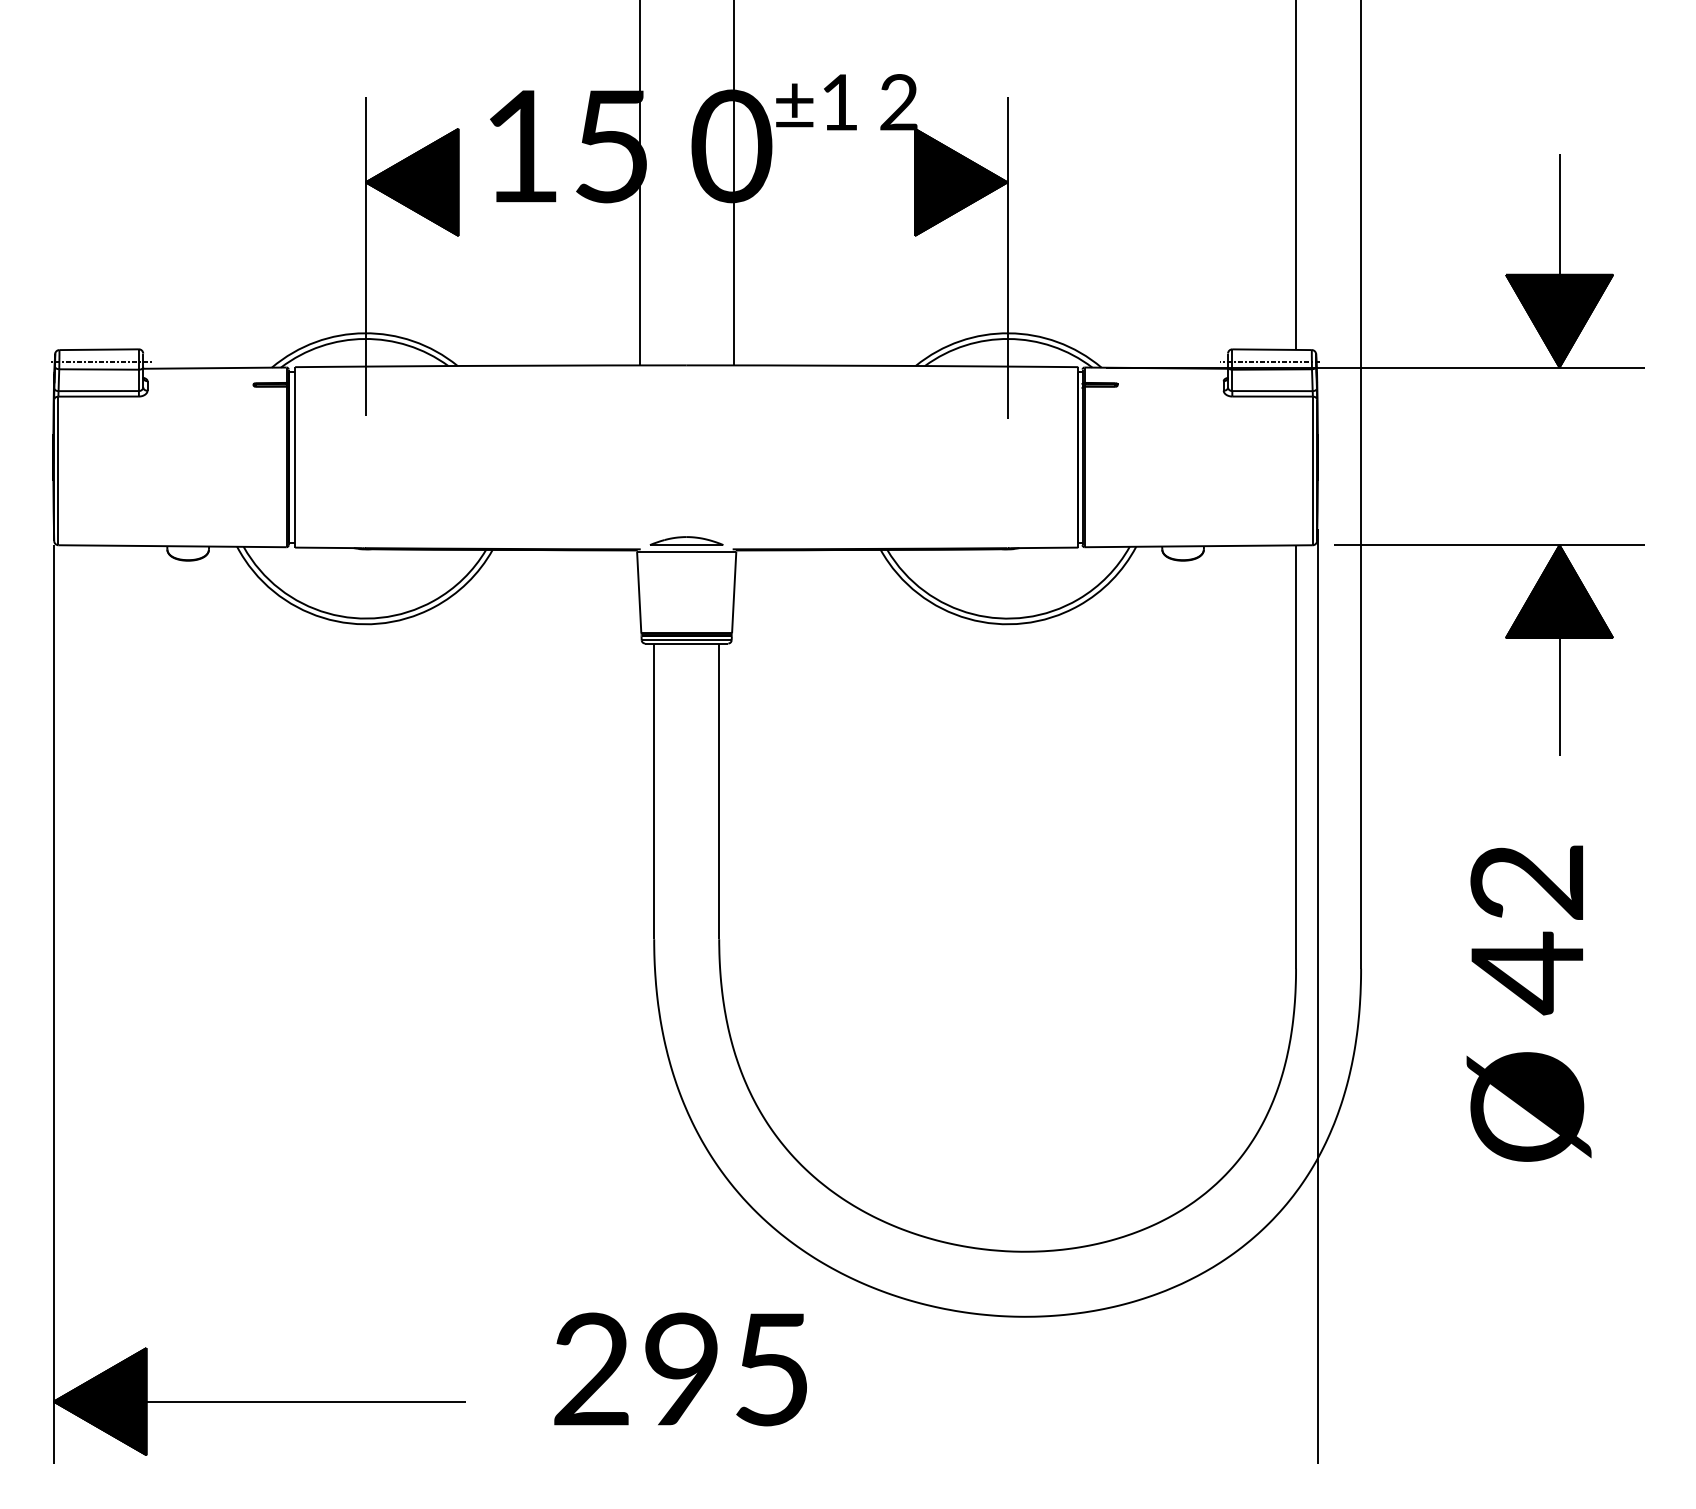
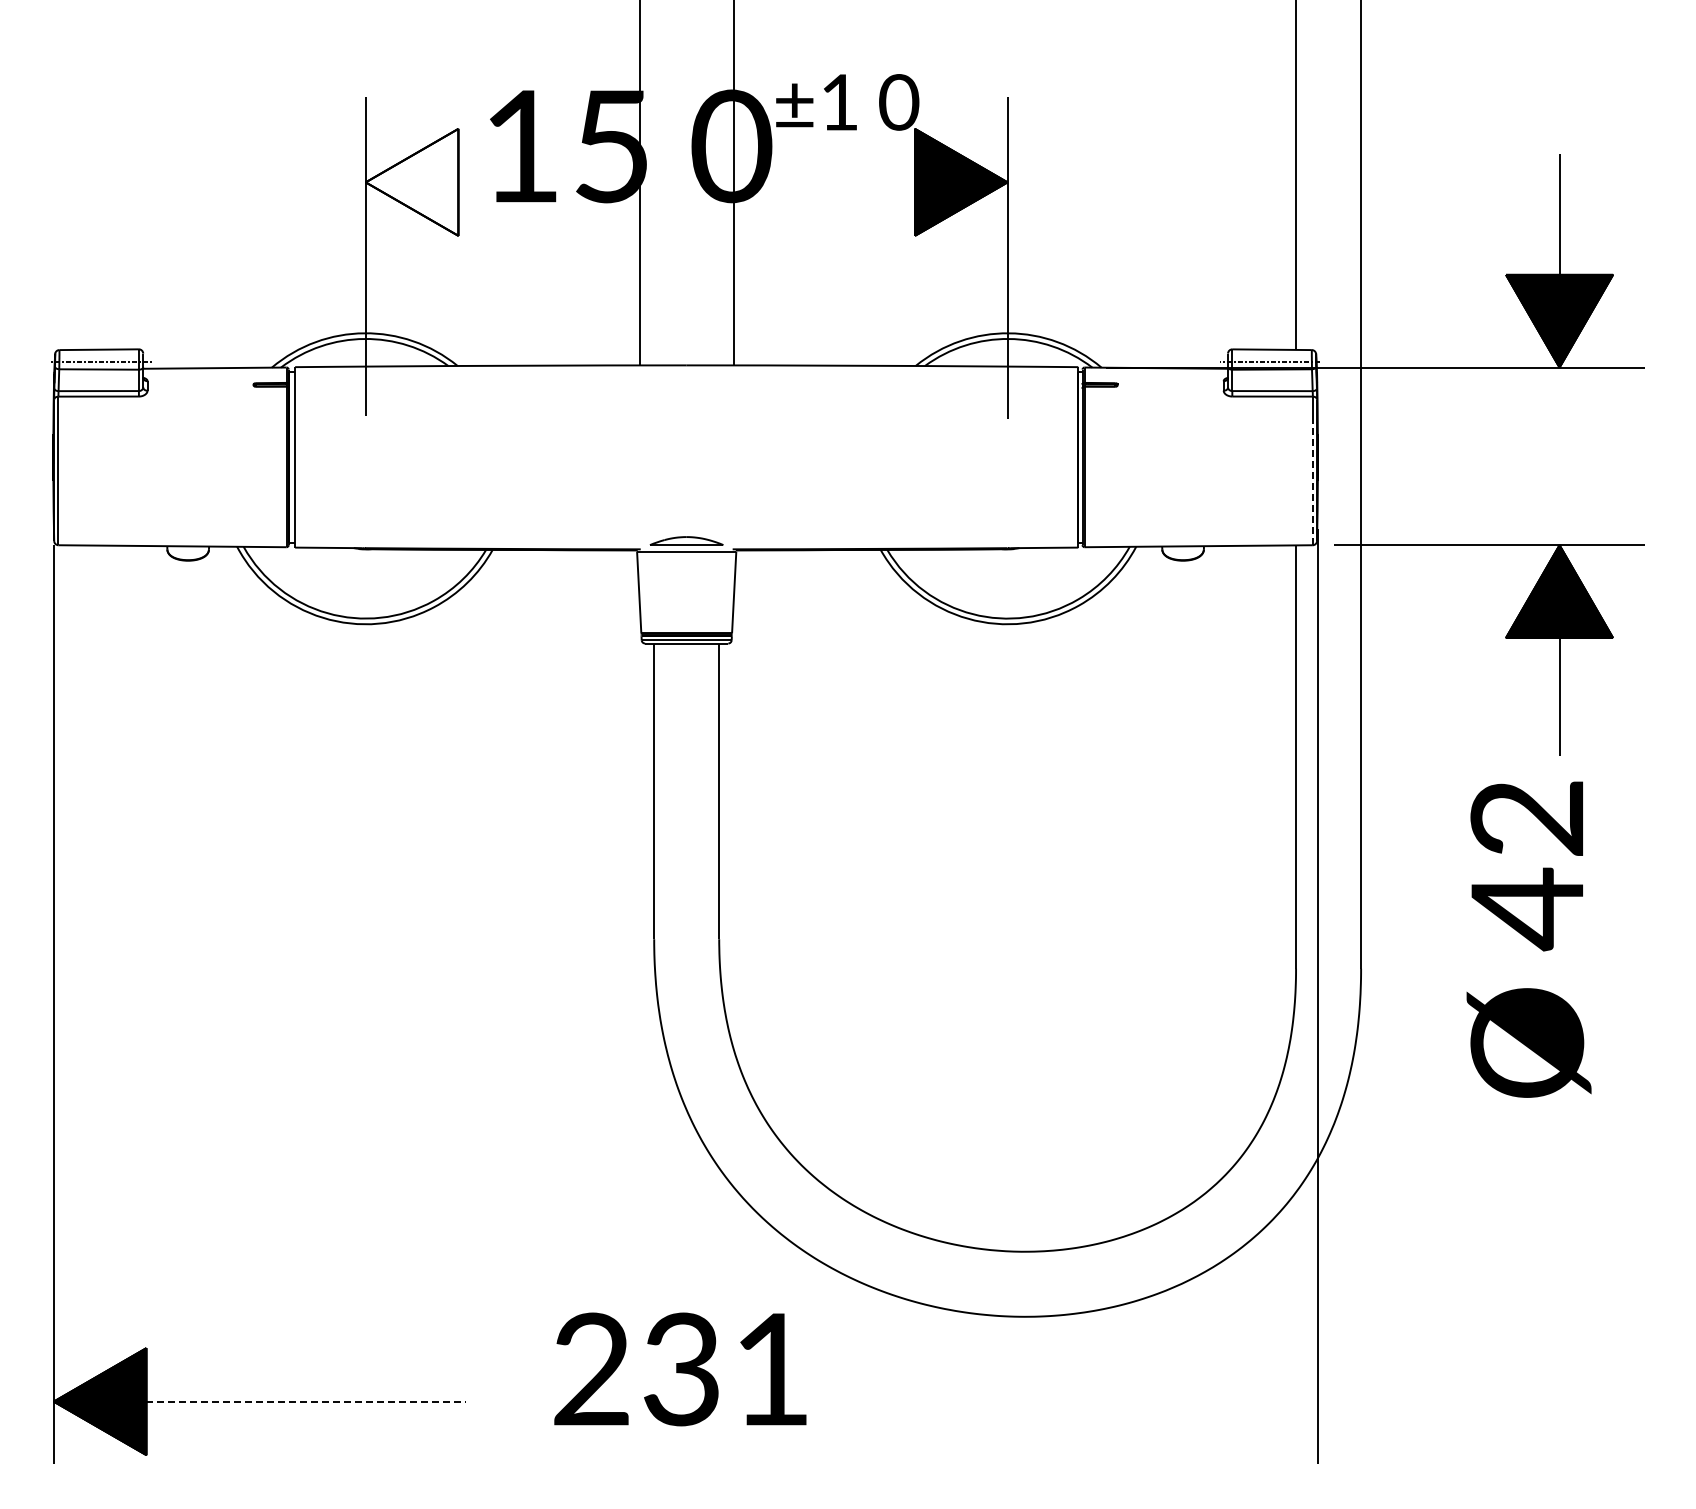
text: 2 -> 0 (899, 102)
fill: present -> none (411, 181)
line: solid -> dashed (1312, 482)
text position: (1528, 1003) -> (1528, 939) (1528, 939)
text: 295 -> 231 (725, 1369)
line: solid -> dashed (306, 1401)
